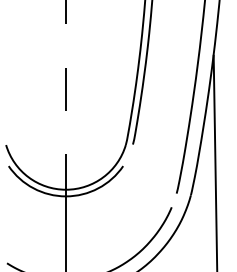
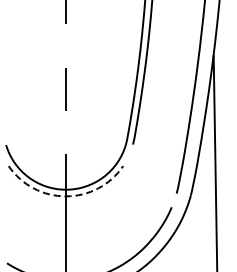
arc: solid -> dashed (65, 196)
